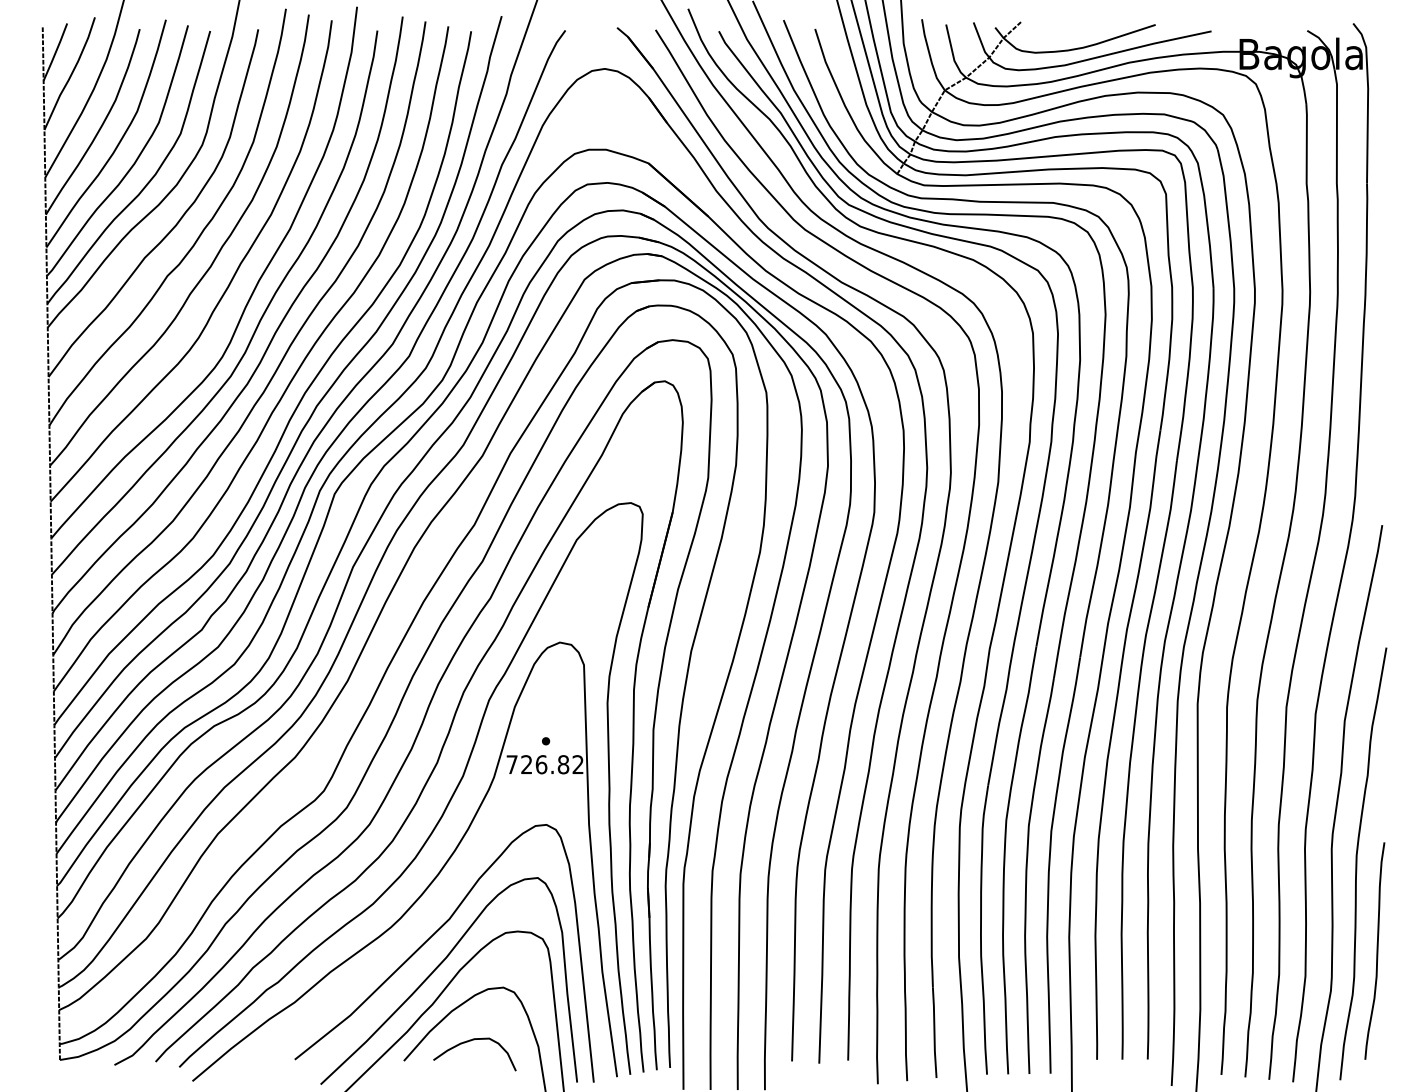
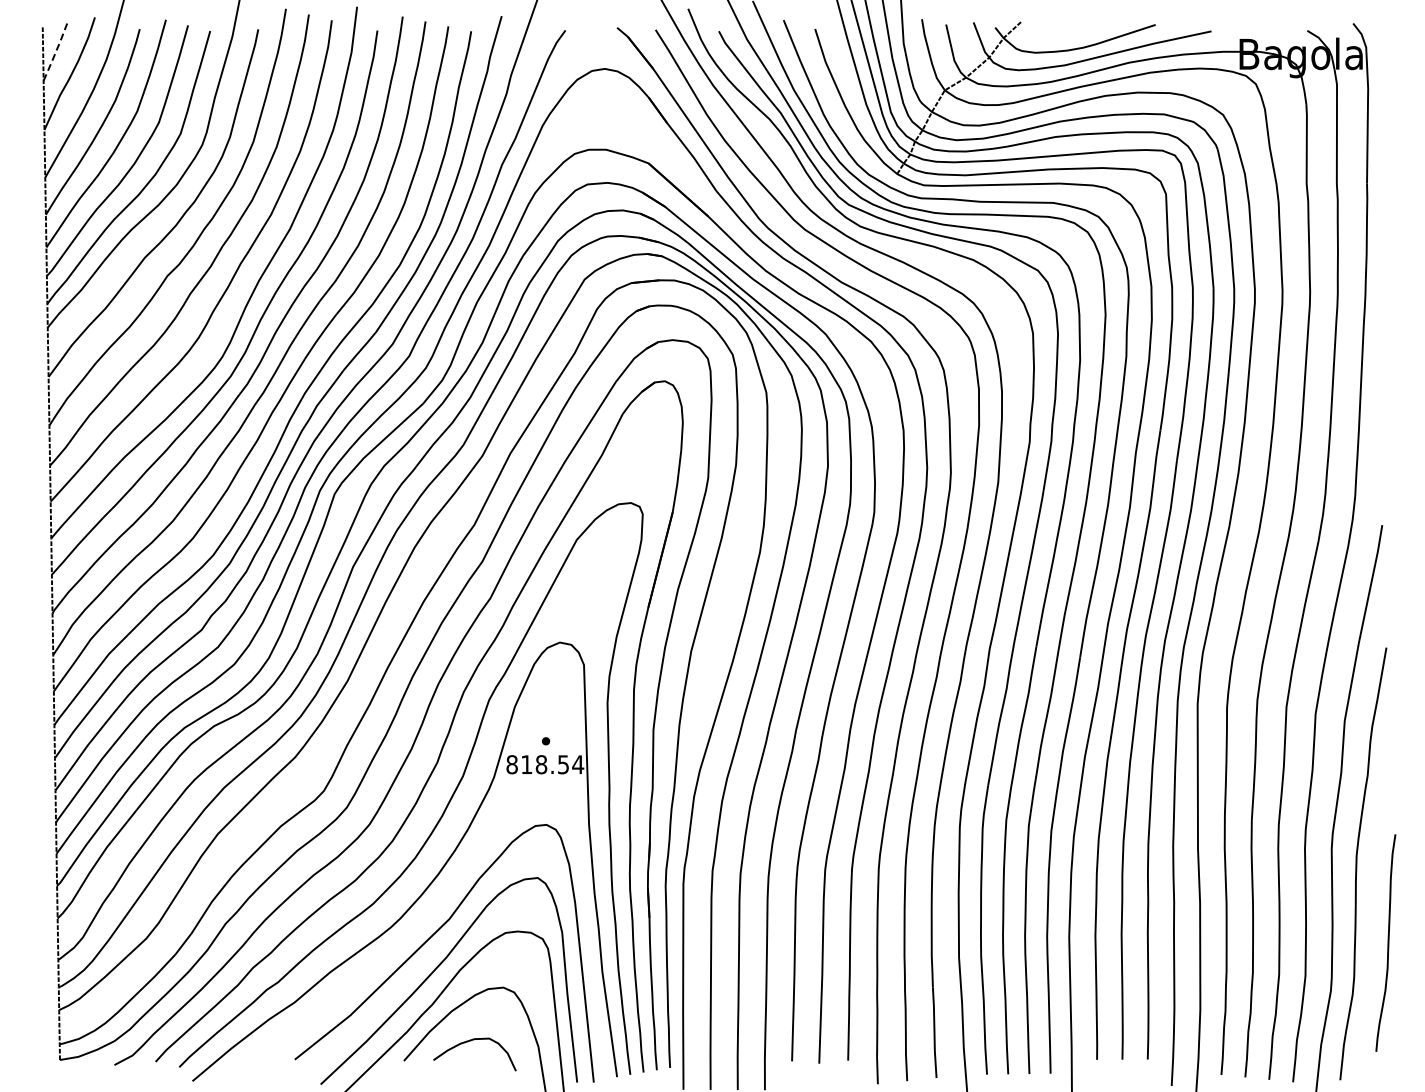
line: solid -> dashed (56, 51)
text: 726.82 -> 818.54 (545, 764)
curve position: (1376, 950) -> (1387, 942) (1387, 942)
